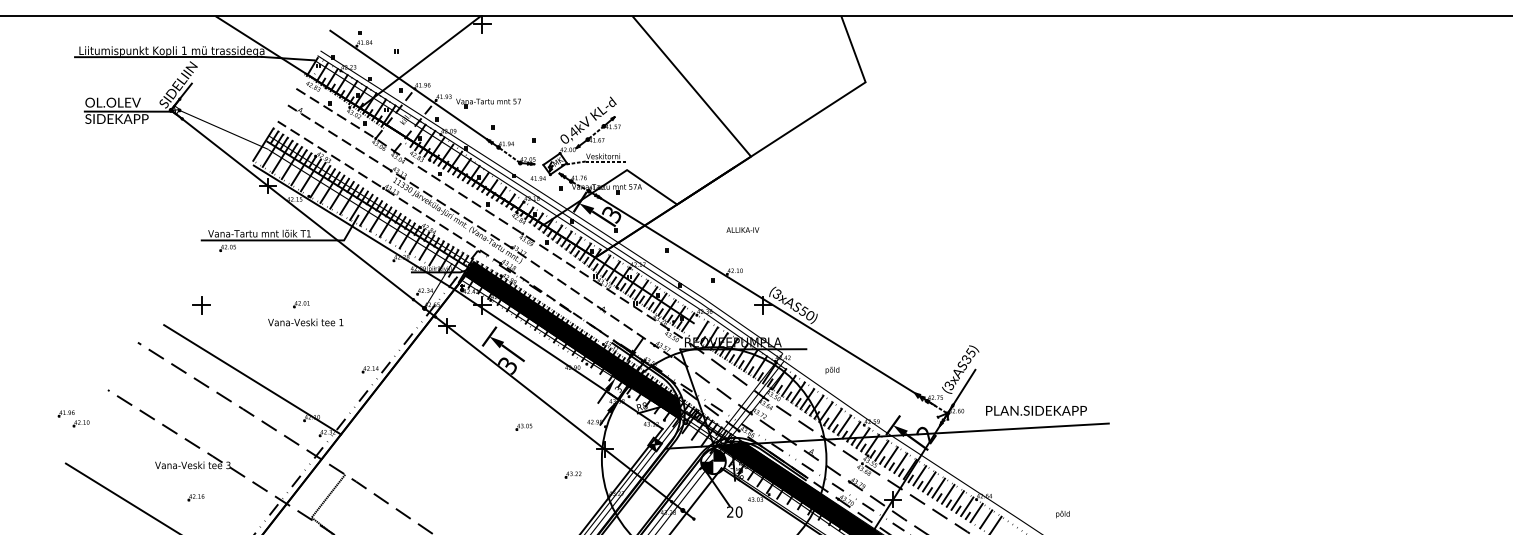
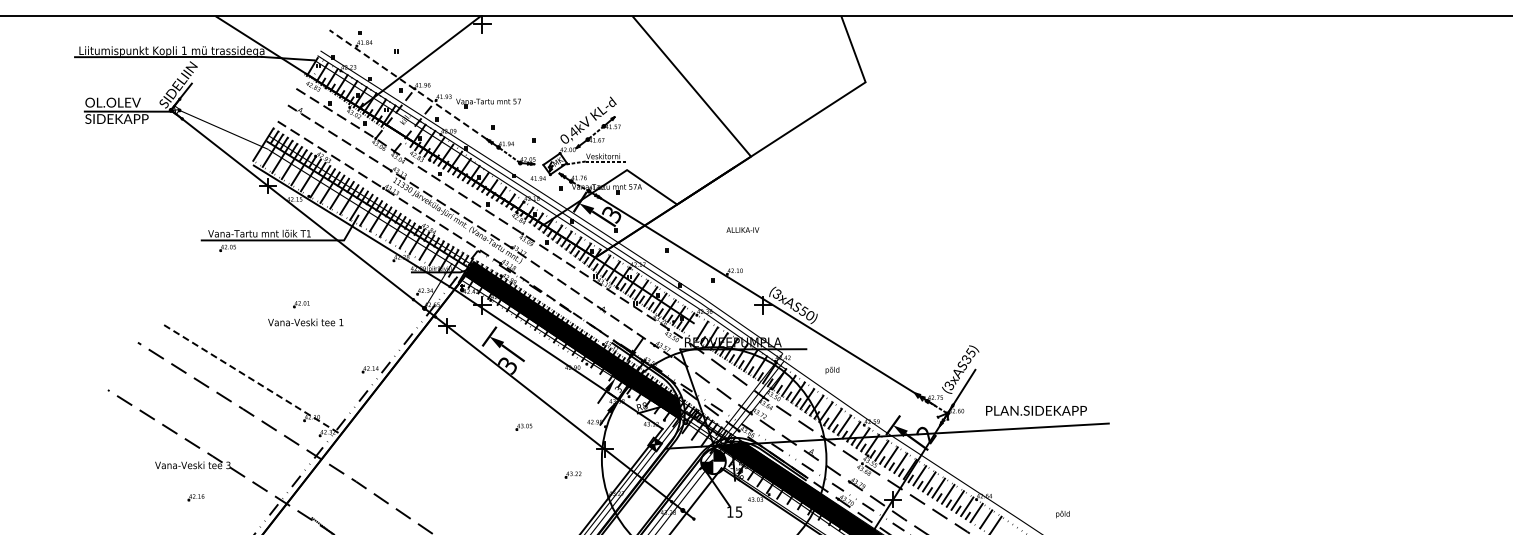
line: solid -> dashed (408, 84)
part: present -> none (201, 305)
line: solid -> dashed (252, 379)
part: present -> none (73, 418)
line: present -> none (328, 495)
line: present -> none (120, 497)
text: 20 -> 15 (734, 511)
